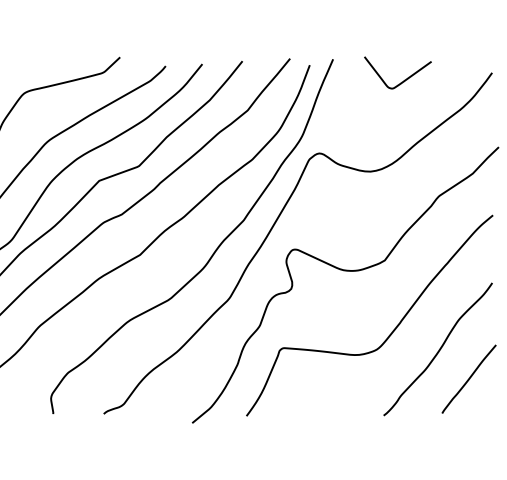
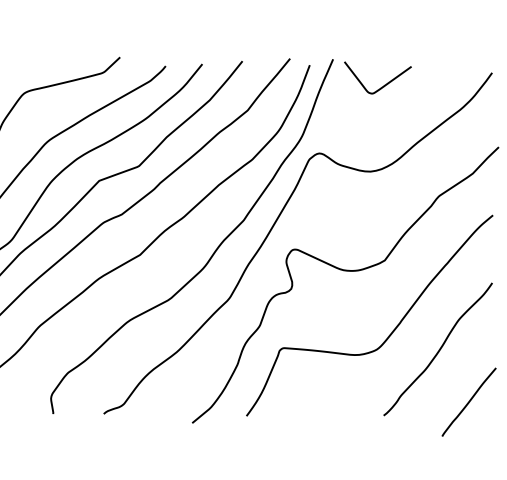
curve position: (404, 79) -> (384, 84) (384, 84)
line position: (468, 378) -> (468, 401) (468, 401)
